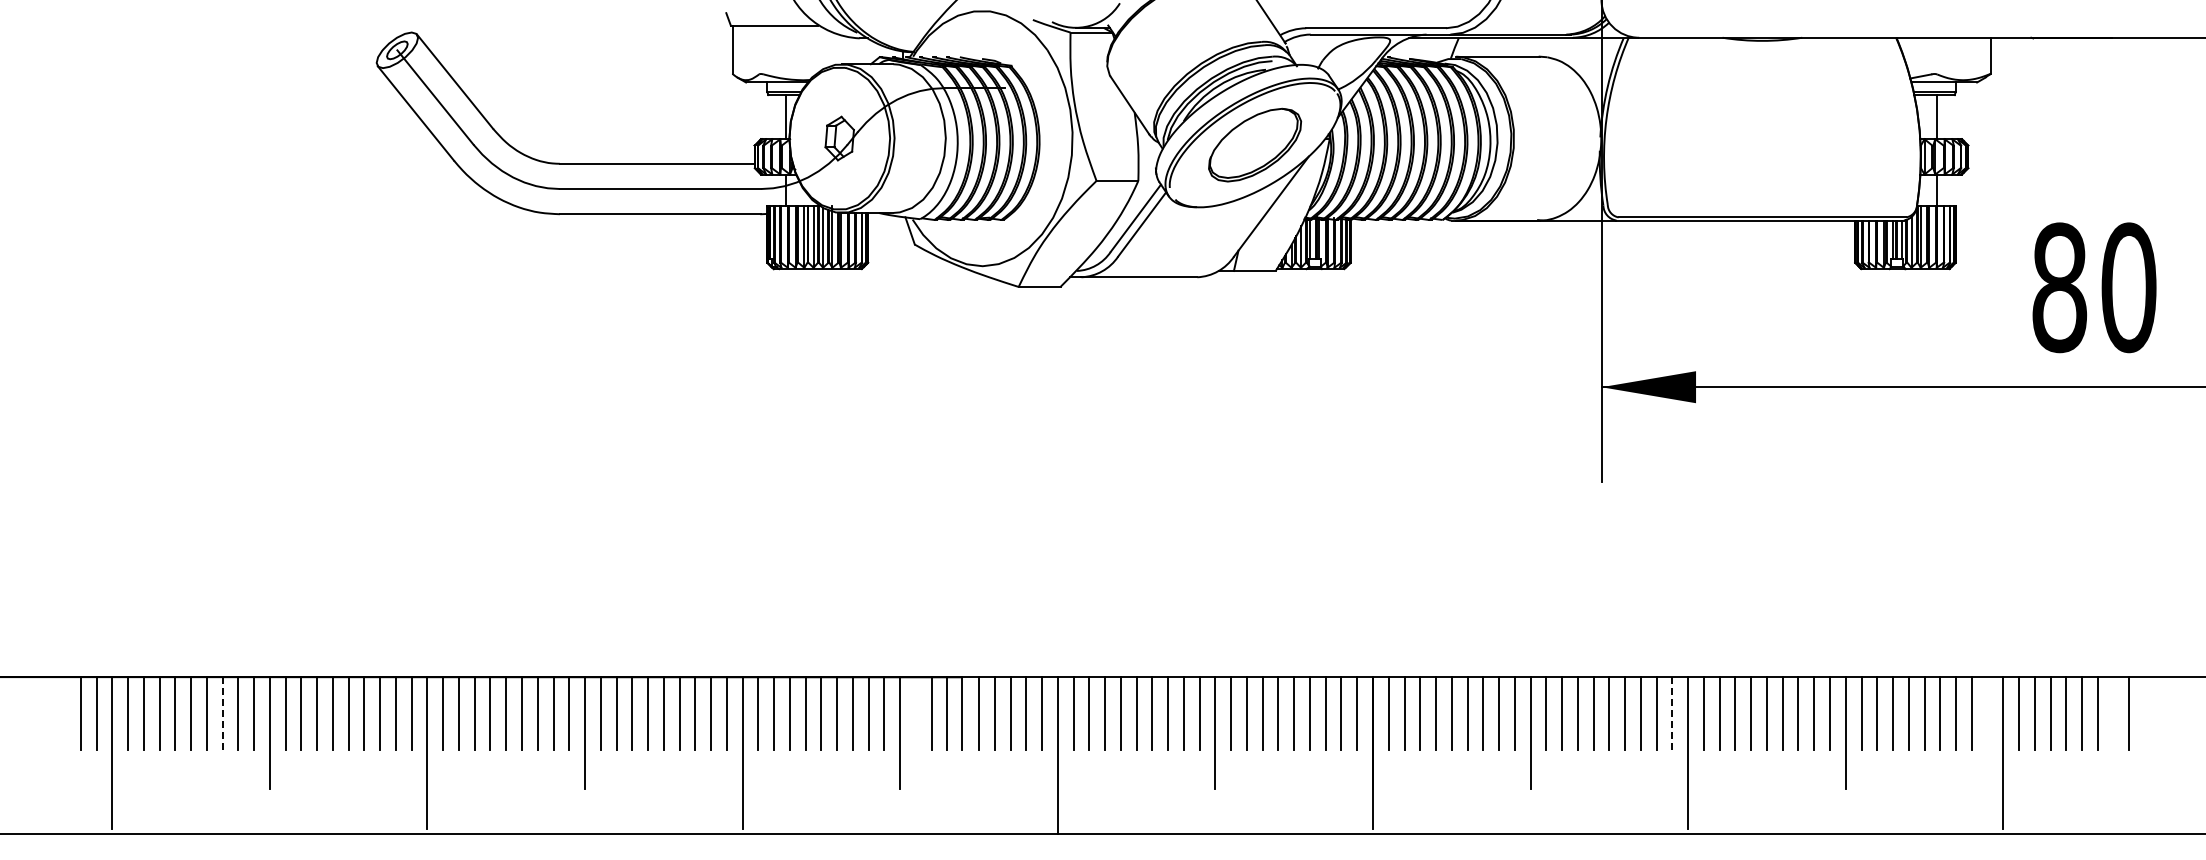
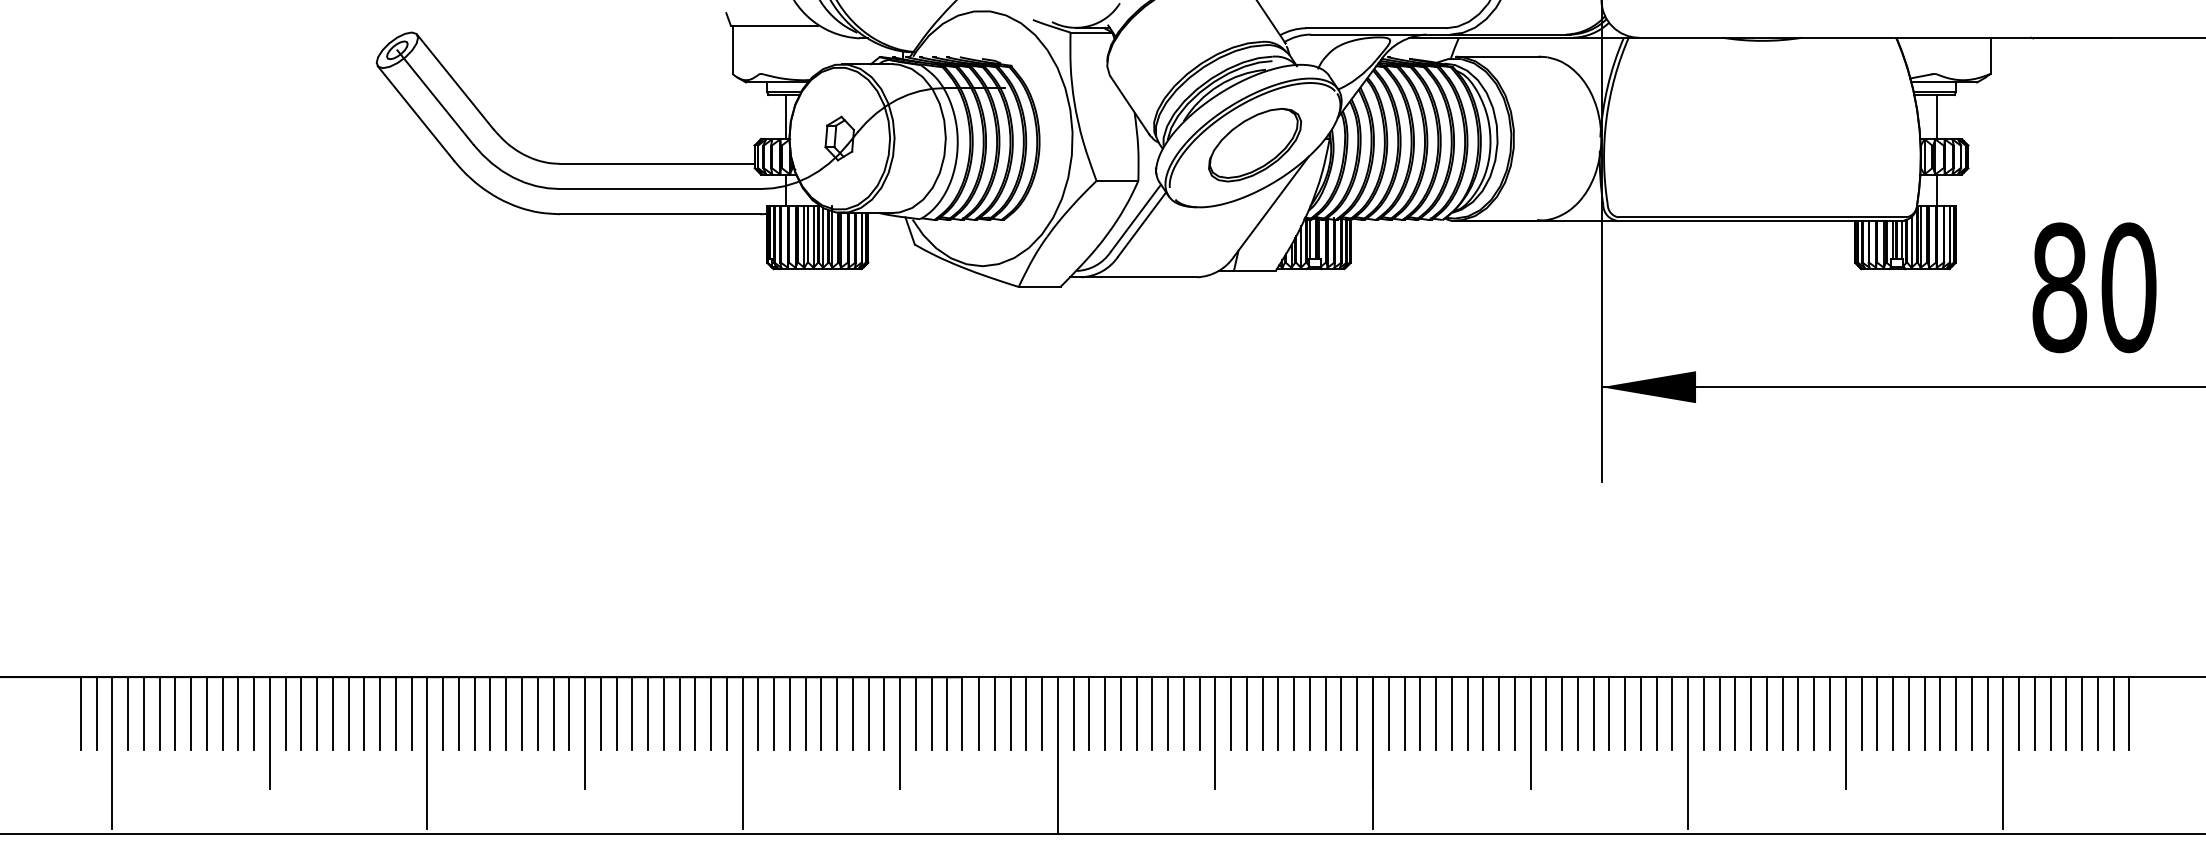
line: none -> present (915, 712)
line: none -> present (1987, 712)
line: none -> present (2113, 712)
line: dashed -> solid (222, 713)
line: dashed -> solid (1672, 713)
